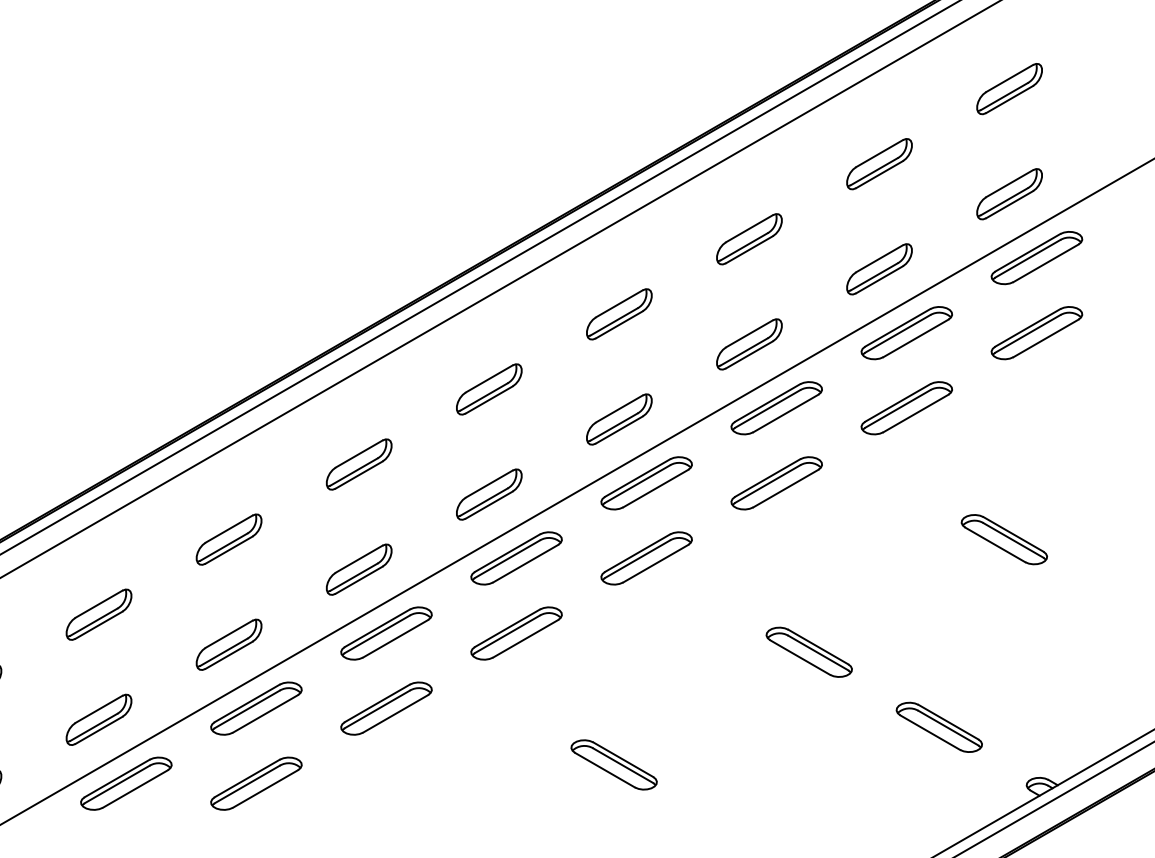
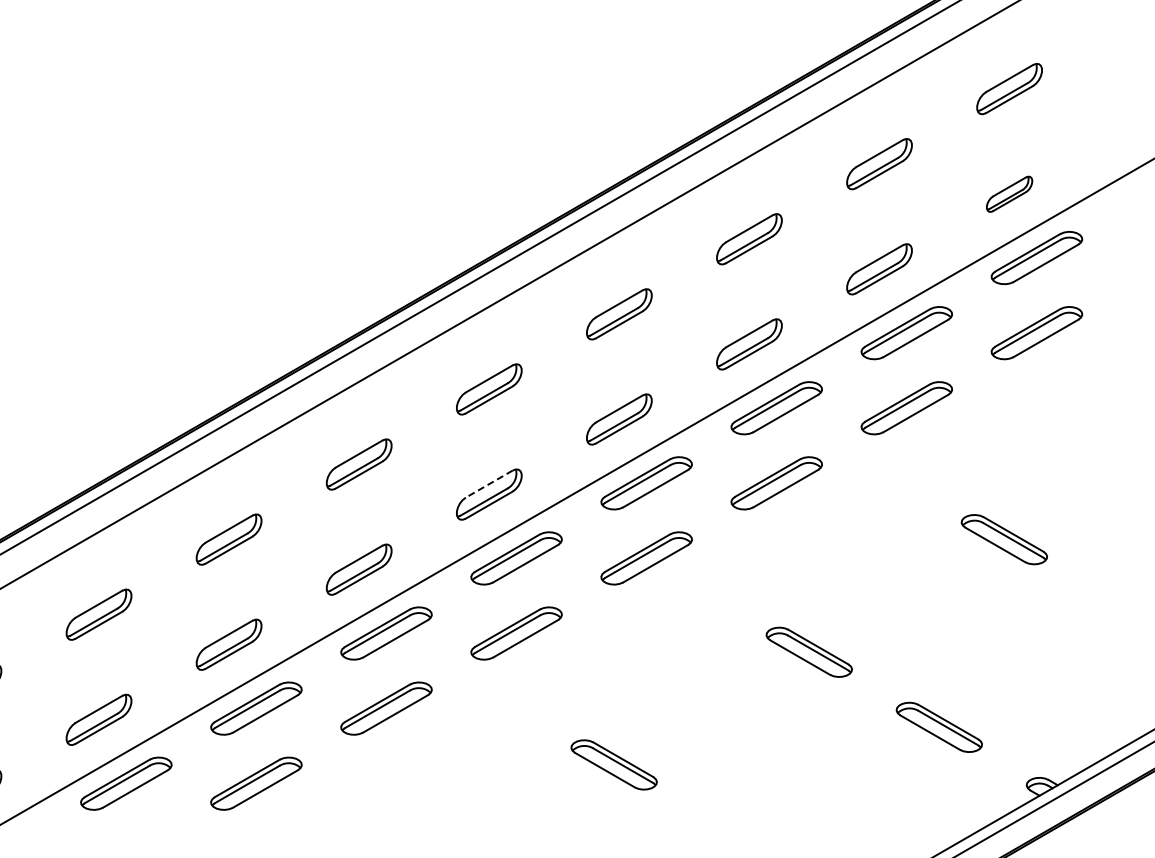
part size: 67x53 px -> 48x38 px (1009, 193)
line position: (499, 289) -> (509, 294) (509, 294)
line: solid -> dashed (488, 484)
